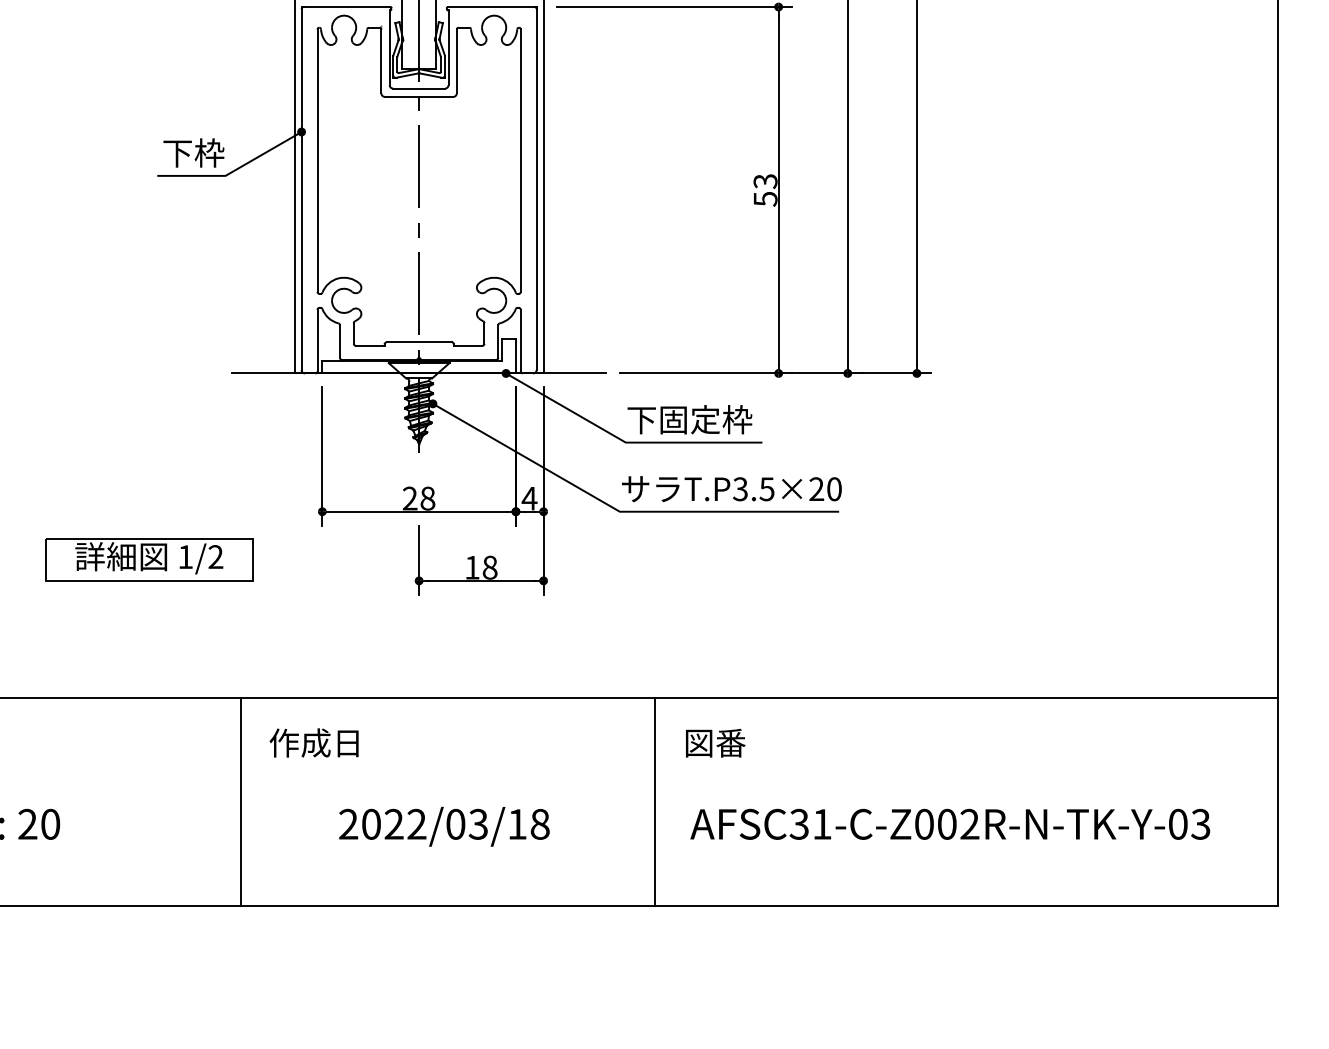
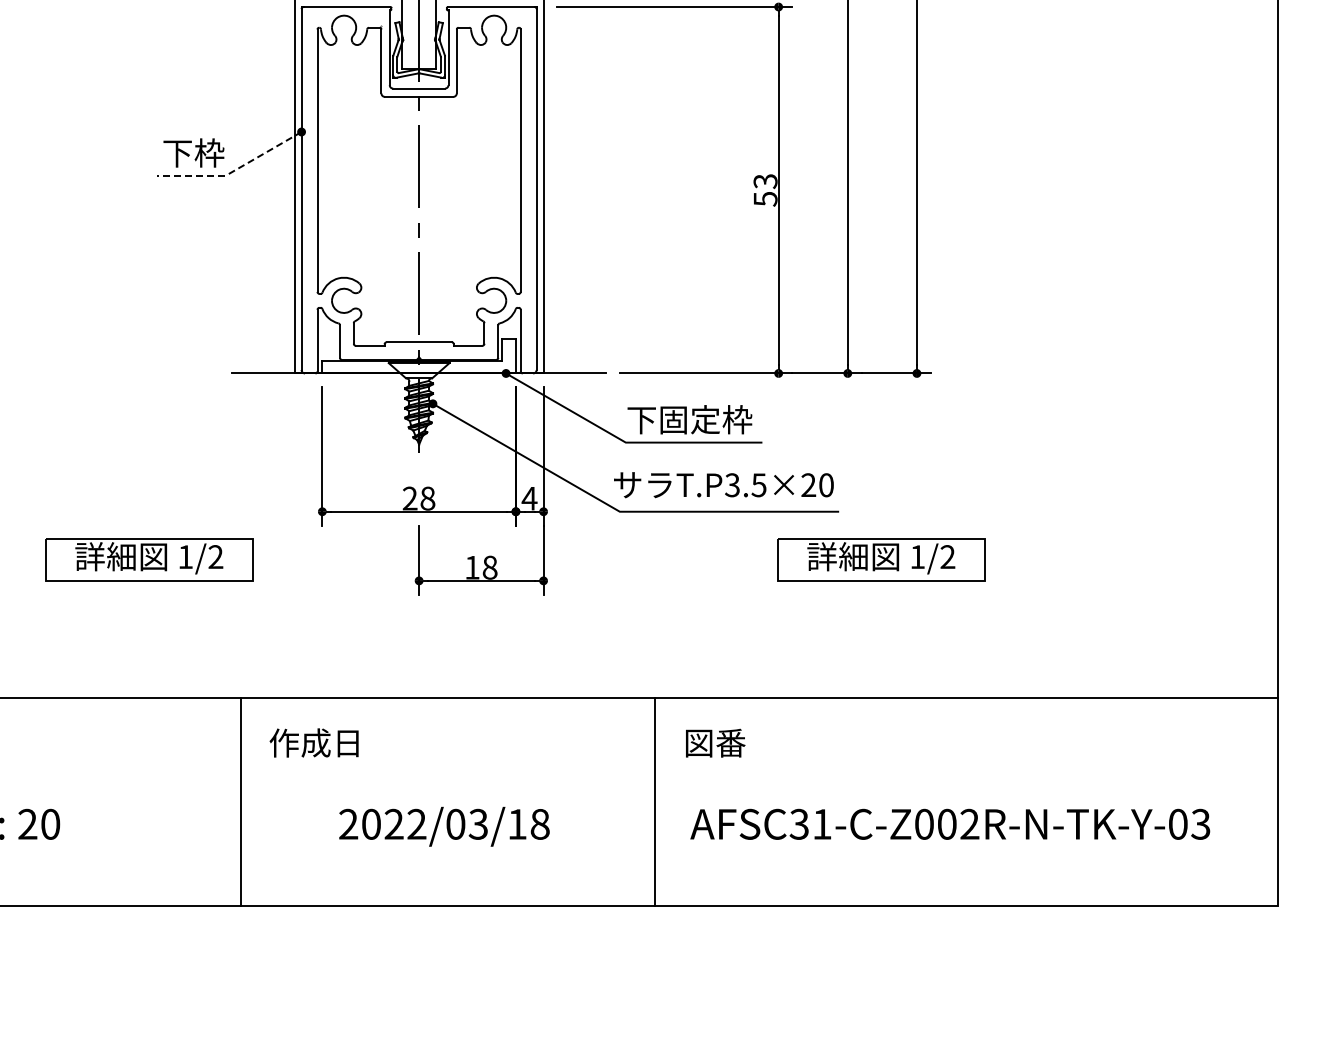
line: solid -> dashed (233, 171)
text position: (731, 489) -> (723, 485) (723, 485)
part: none -> present (881, 559)
